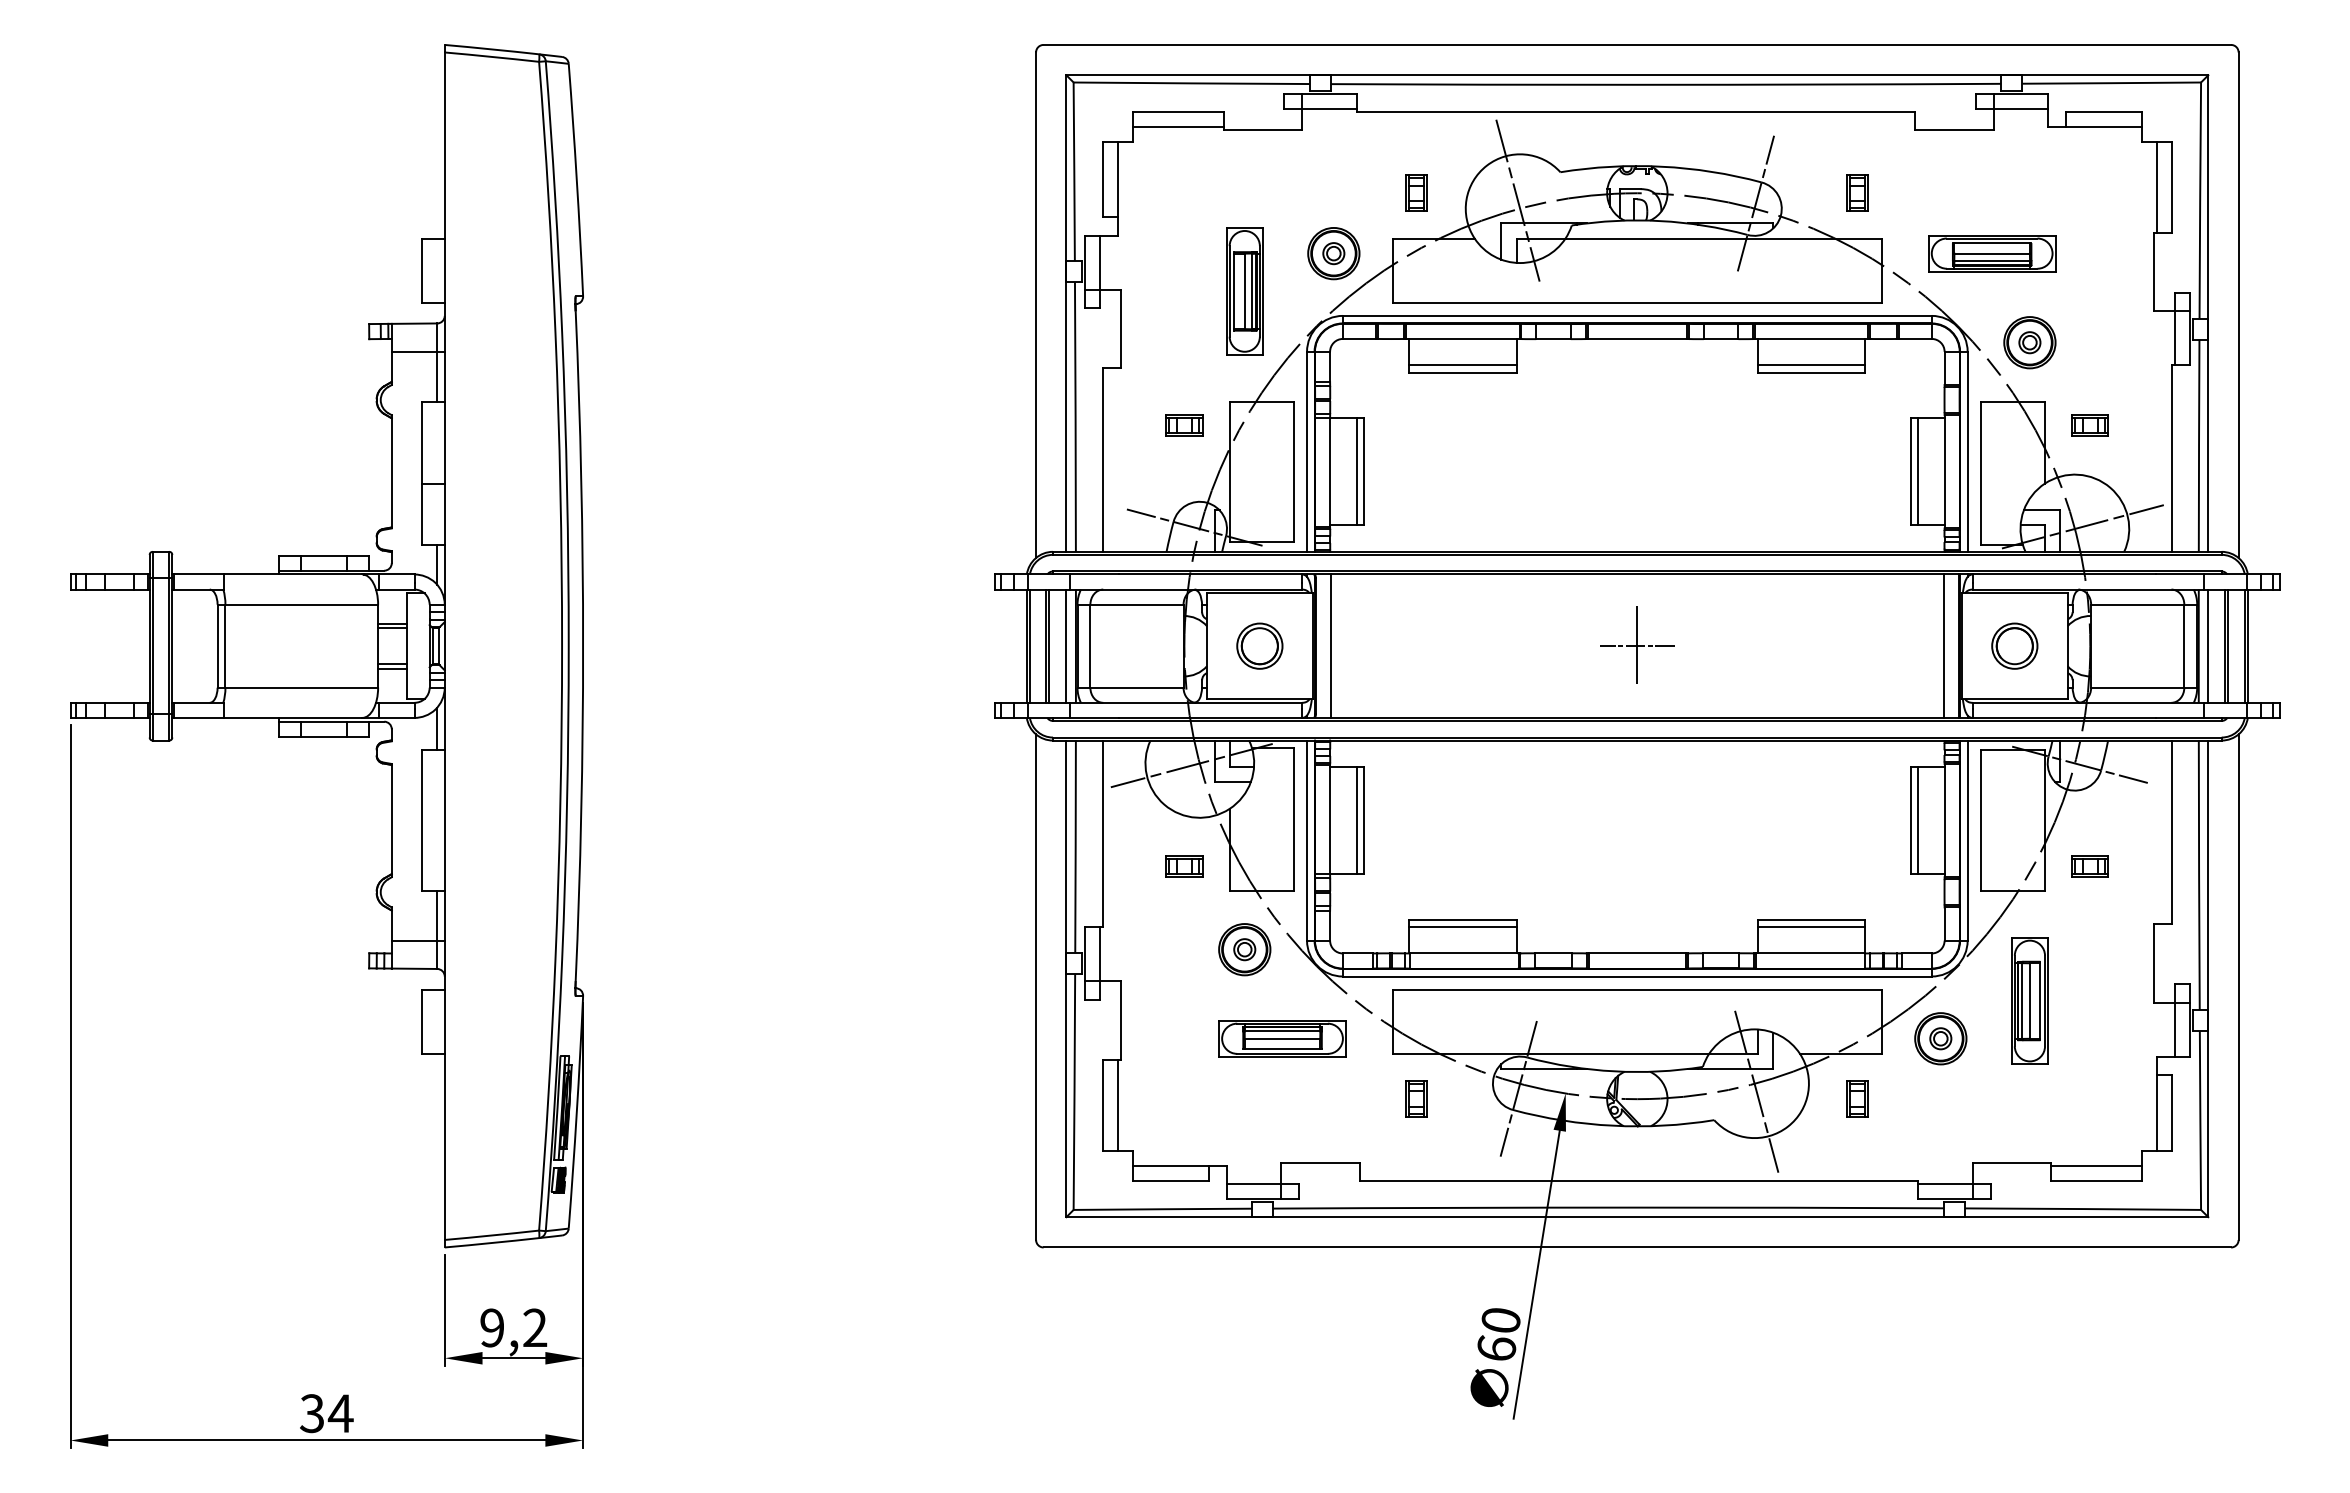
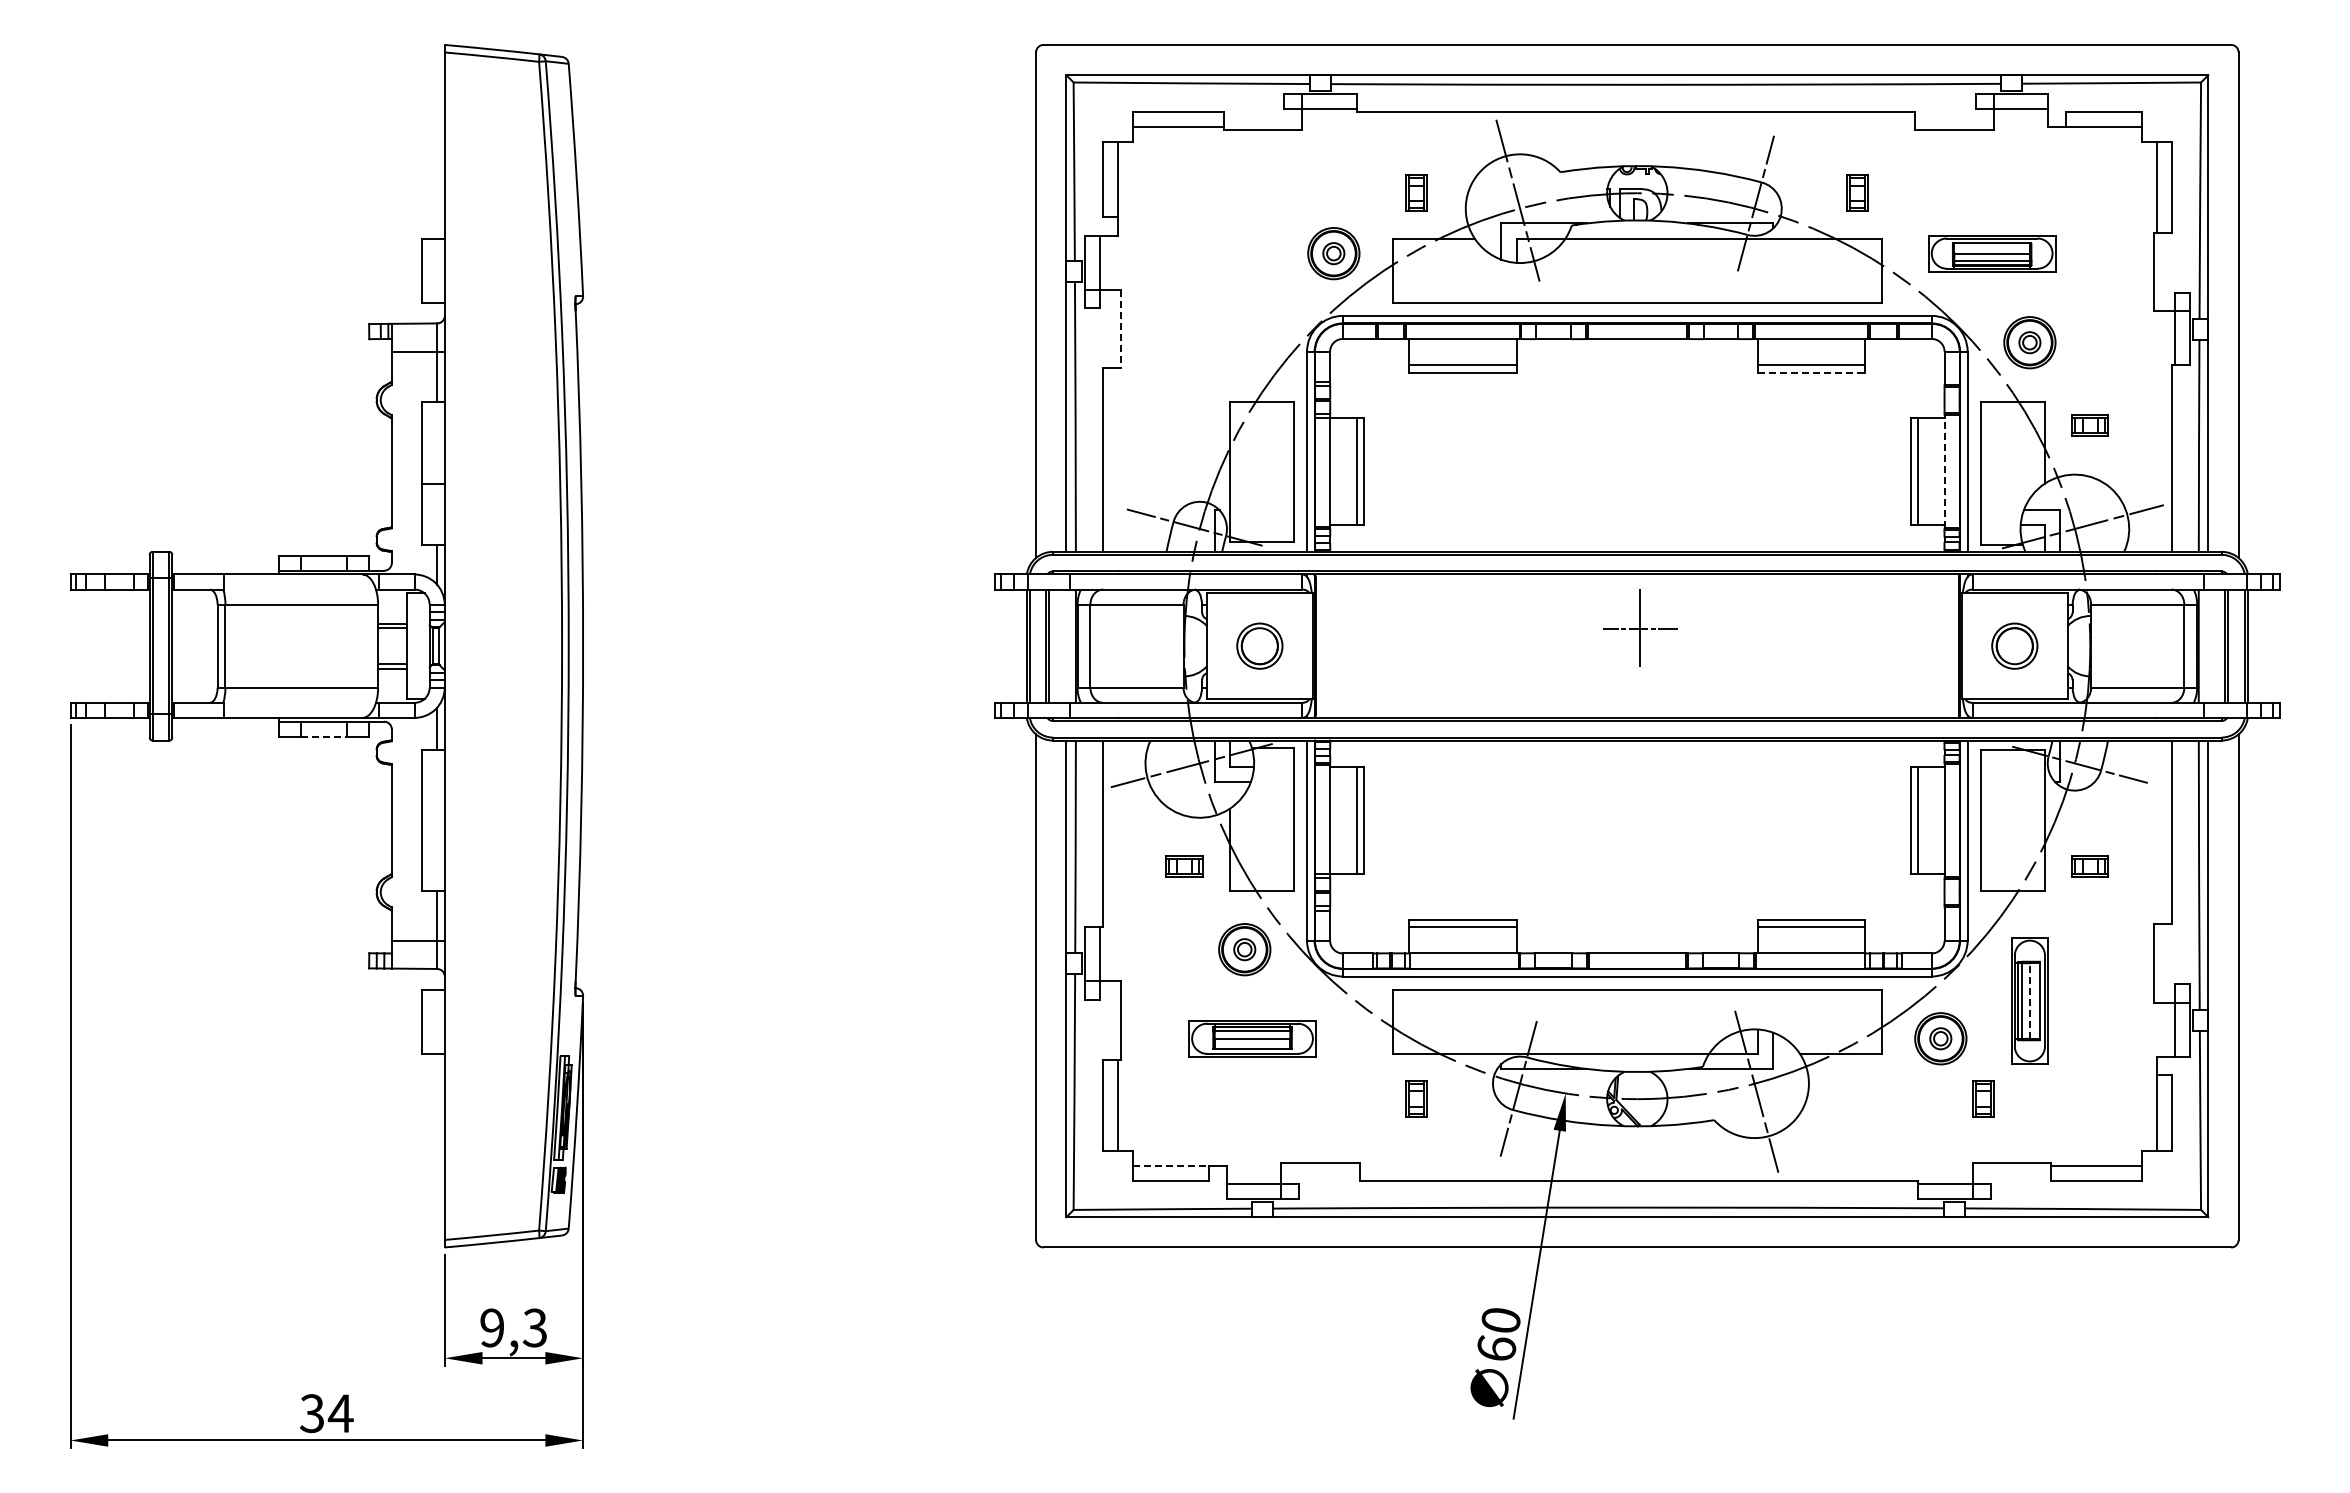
part: present -> none (1244, 291)
line: solid -> dashed (1120, 329)
line: solid -> dashed (1811, 372)
part: present -> none (1184, 425)
line: solid -> dashed (1944, 471)
part position: (1637, 644) -> (1640, 627) (1640, 627)
line: present -> none (1066, 645)
line: present -> none (1331, 645)
line: present -> none (1943, 645)
line: present -> none (2208, 645)
line: solid -> dashed (323, 736)
line: solid -> dashed (2029, 1001)
part position: (1282, 1038) -> (1252, 1038) (1252, 1038)
part position: (1857, 1098) -> (1983, 1098) (1983, 1098)
line: solid -> dashed (1170, 1165)
text: 9,2 -> 9,3 (534, 1327)
